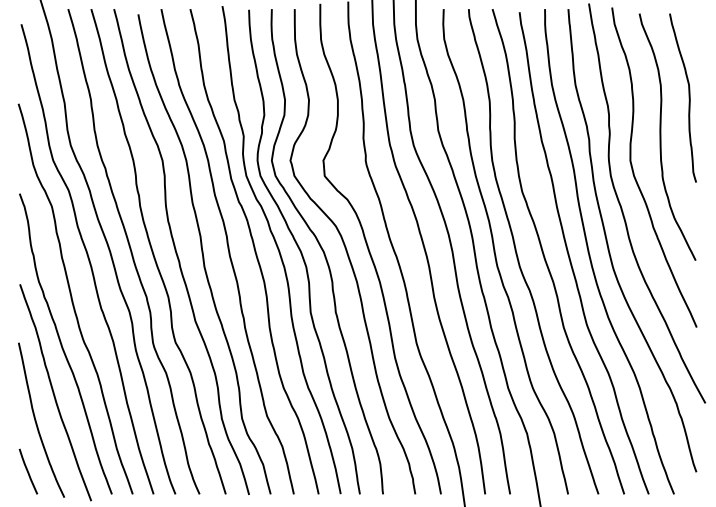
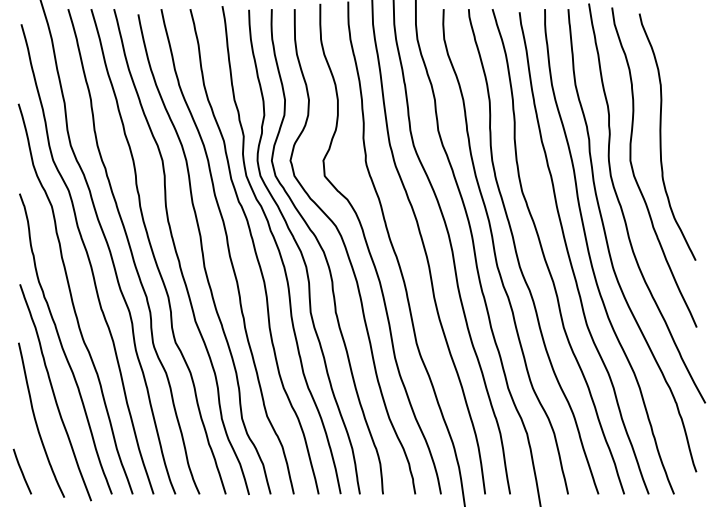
curve: present -> none (688, 97)
line position: (28, 471) -> (22, 471) (22, 471)
